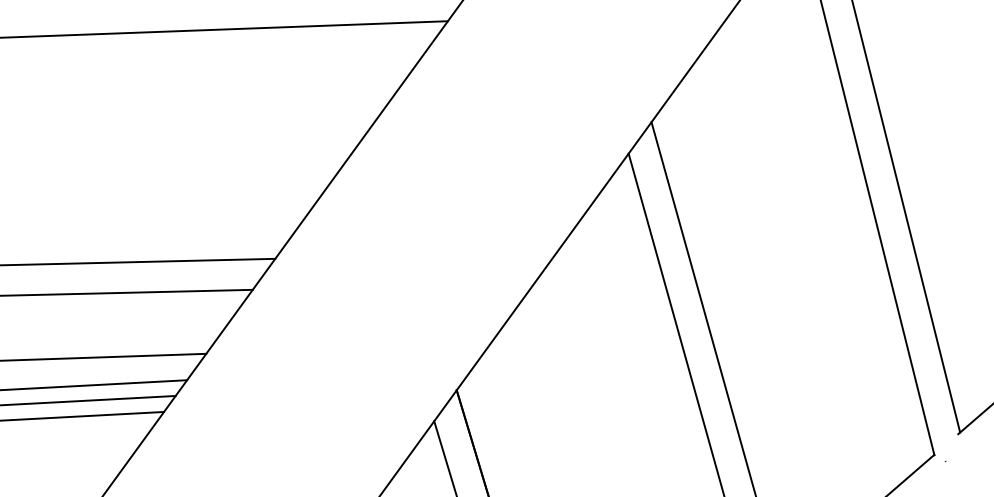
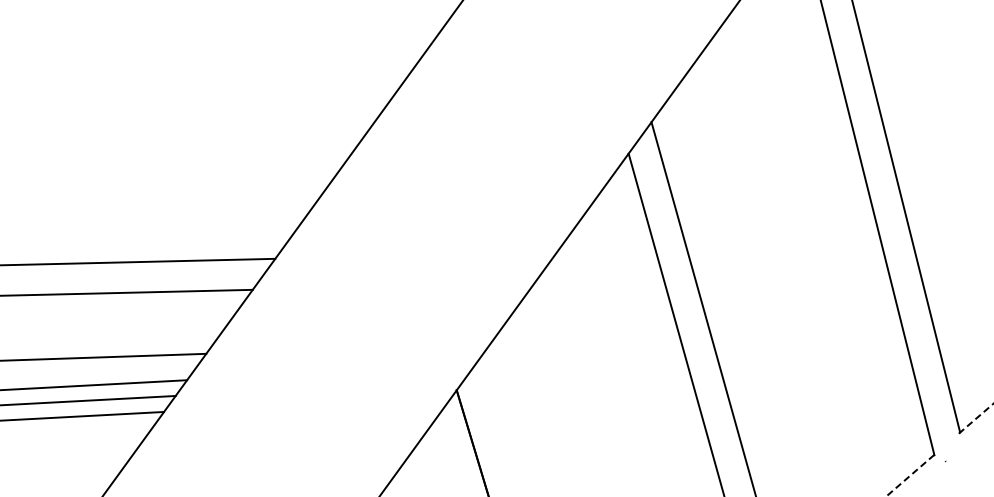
line: present -> none (224, 29)
line: solid -> dashed (975, 419)
line: present -> none (444, 457)
line: solid -> dashed (910, 475)
